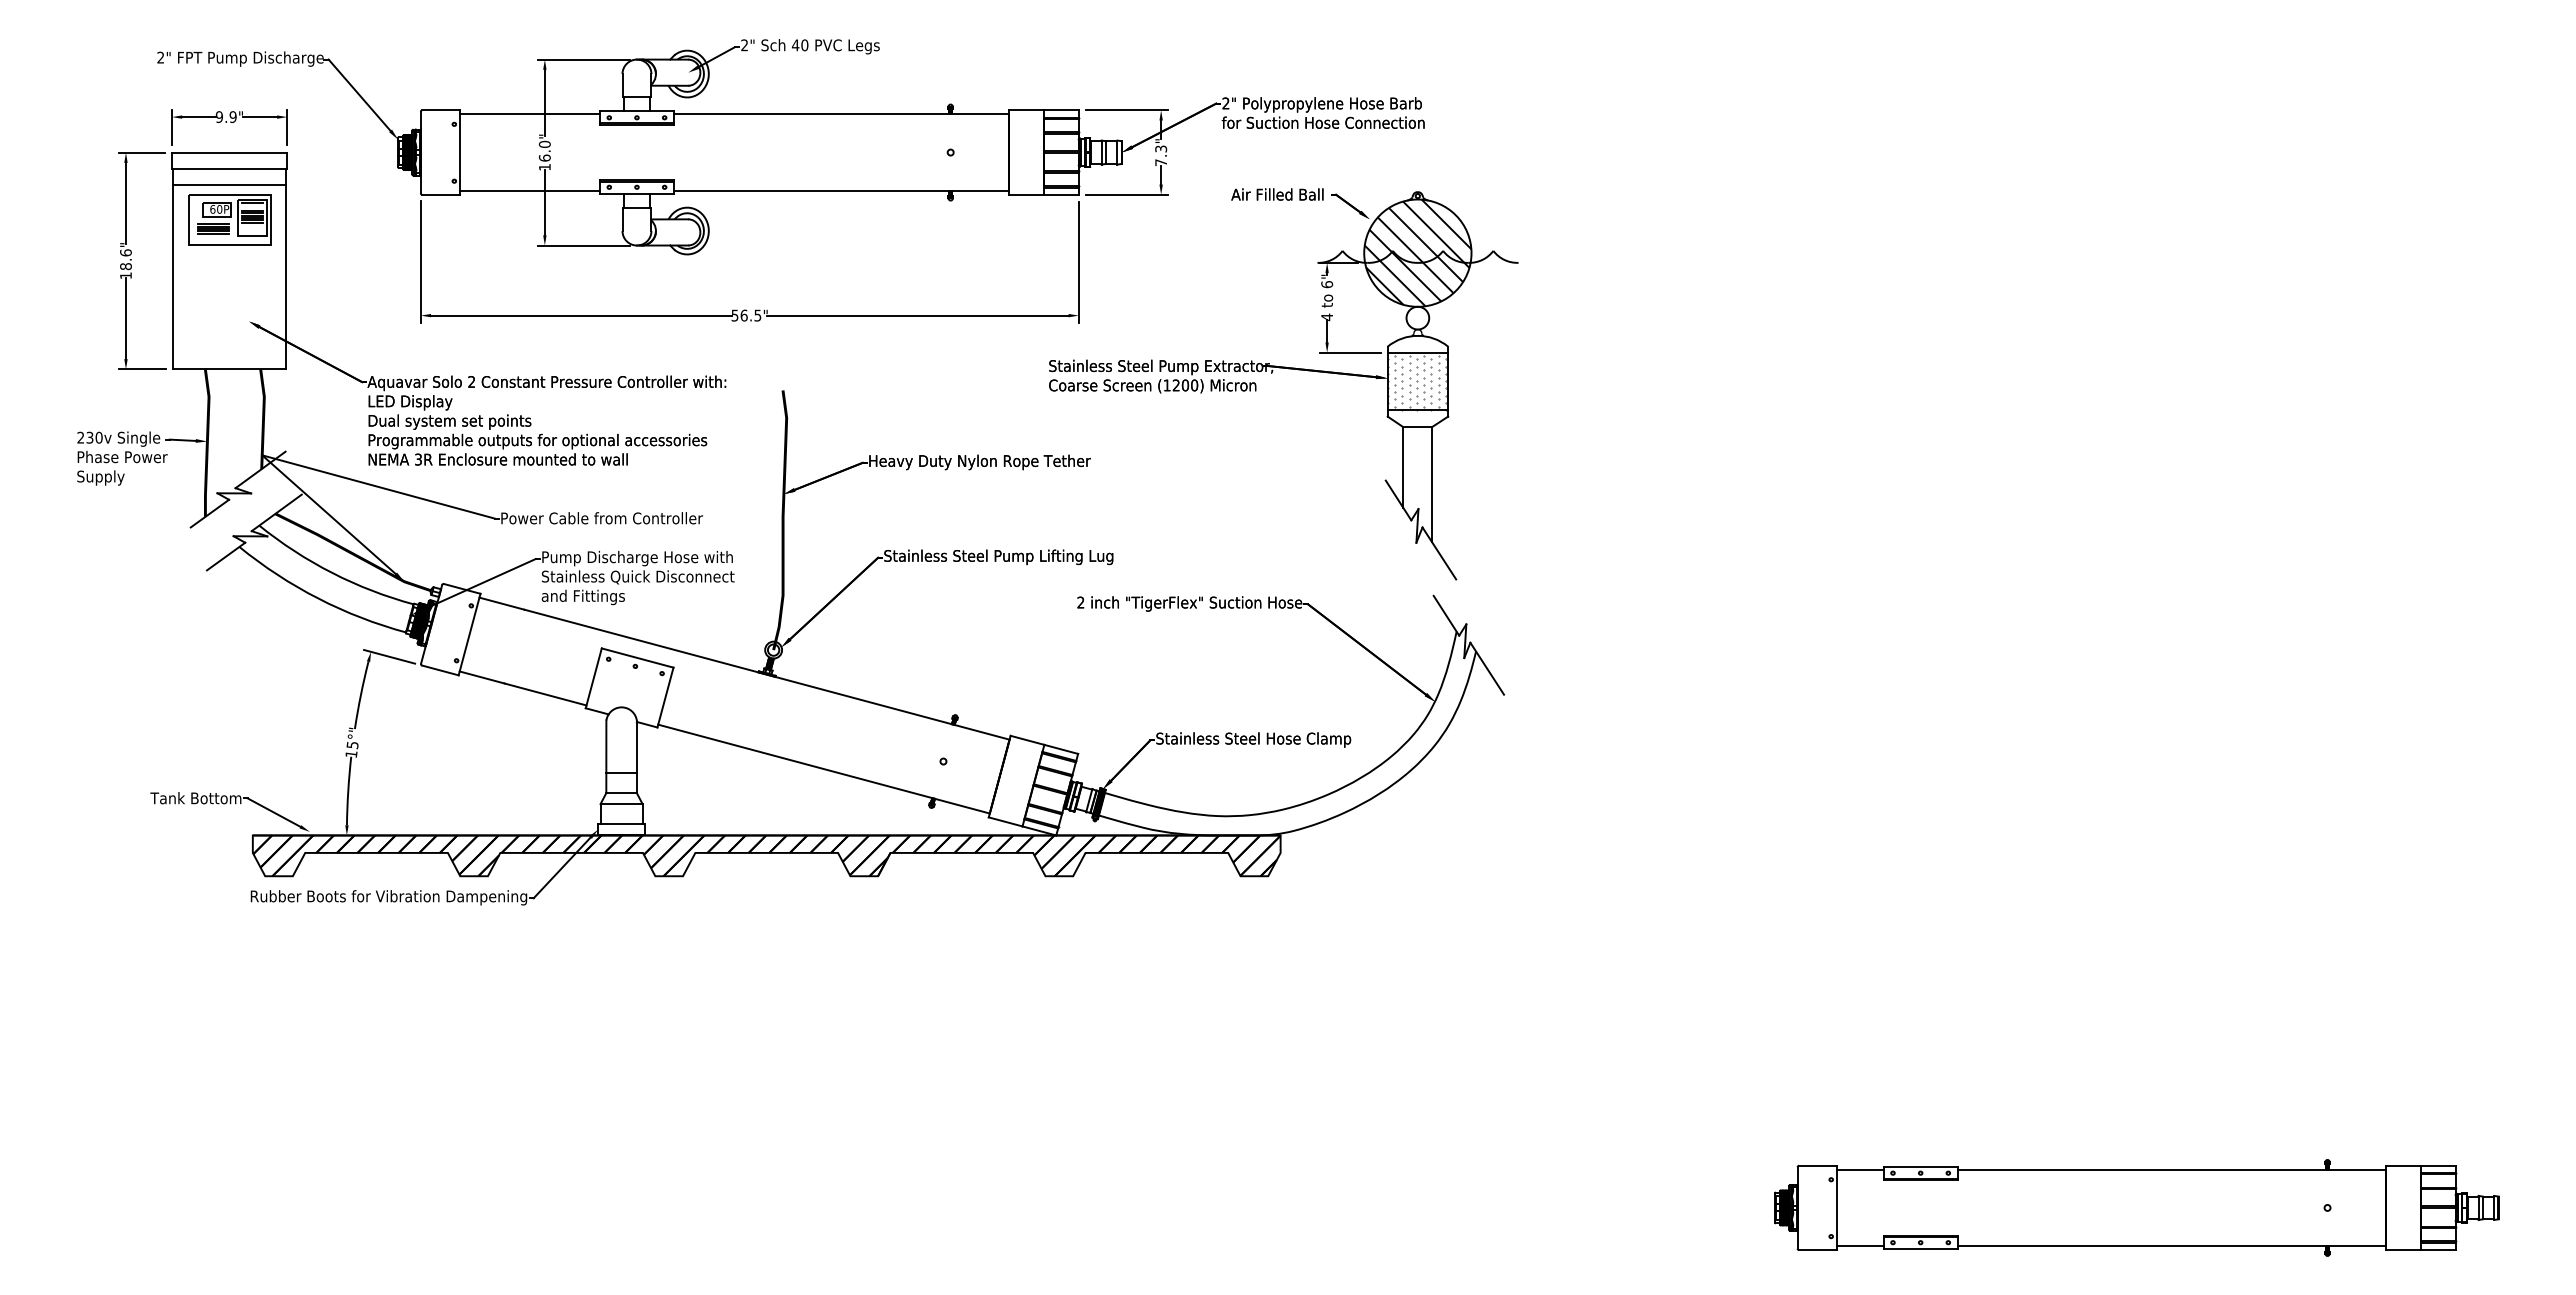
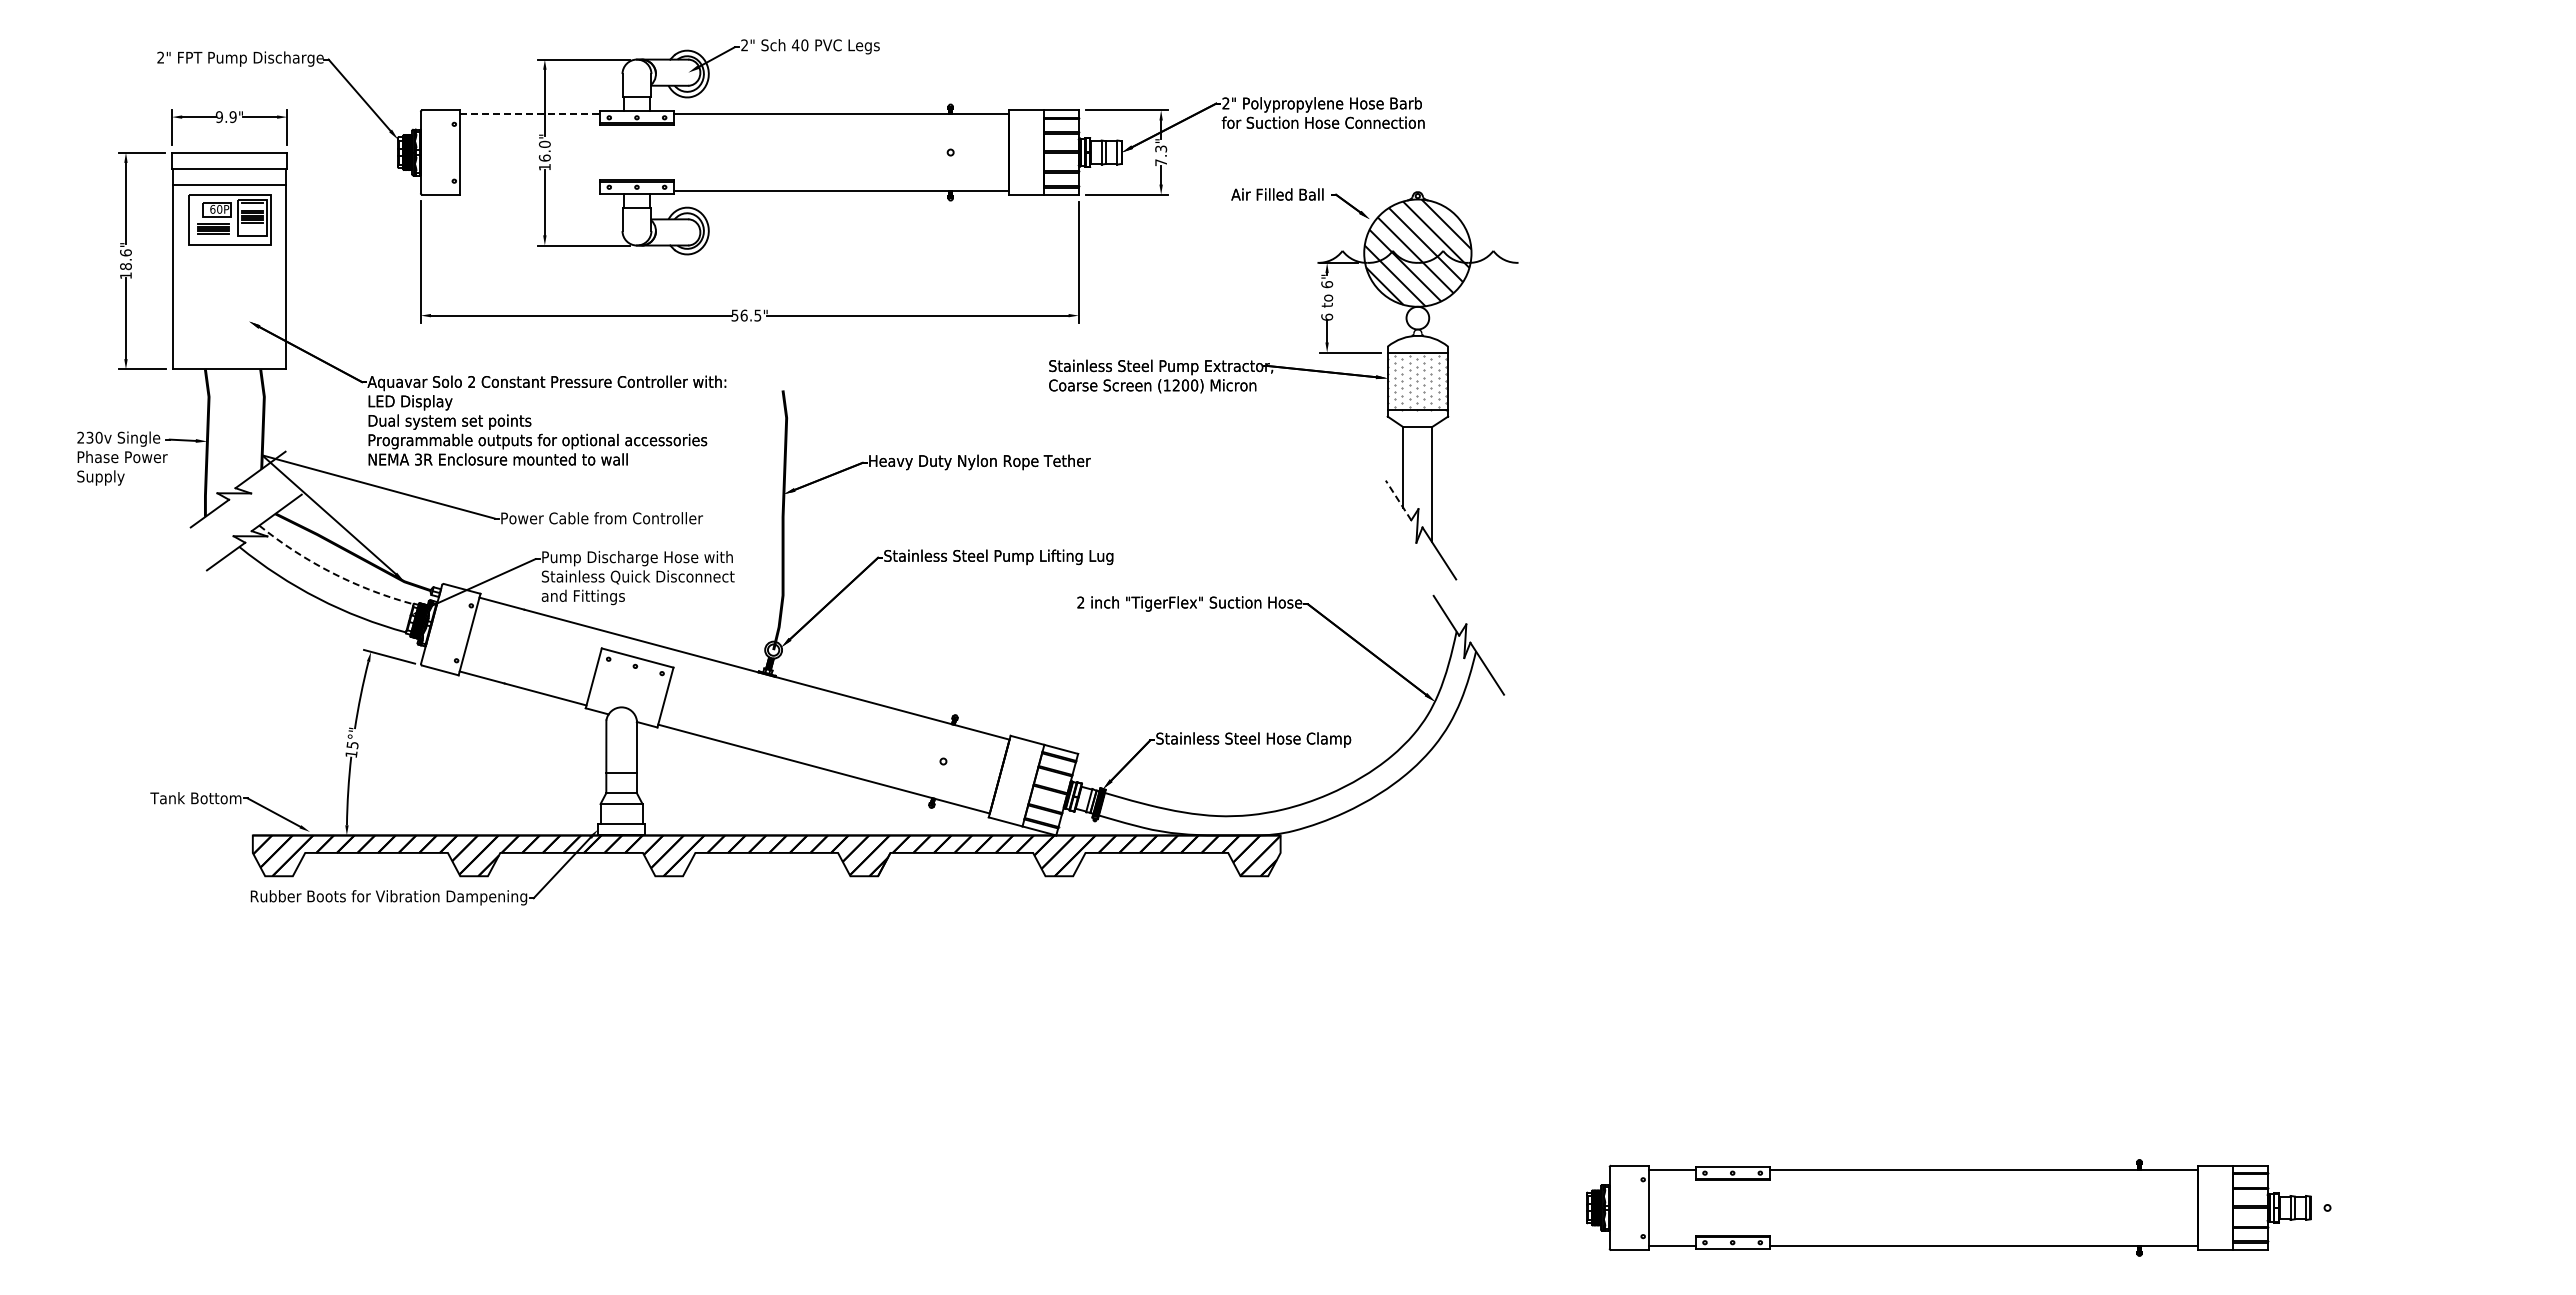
line: solid -> dashed (529, 114)
line: present -> none (529, 190)
text: 4 -> 6 (1327, 317)
line: solid -> dashed (1398, 500)
arc: solid -> dashed (332, 573)
part position: (2136, 1207) -> (1948, 1207) (1948, 1207)
